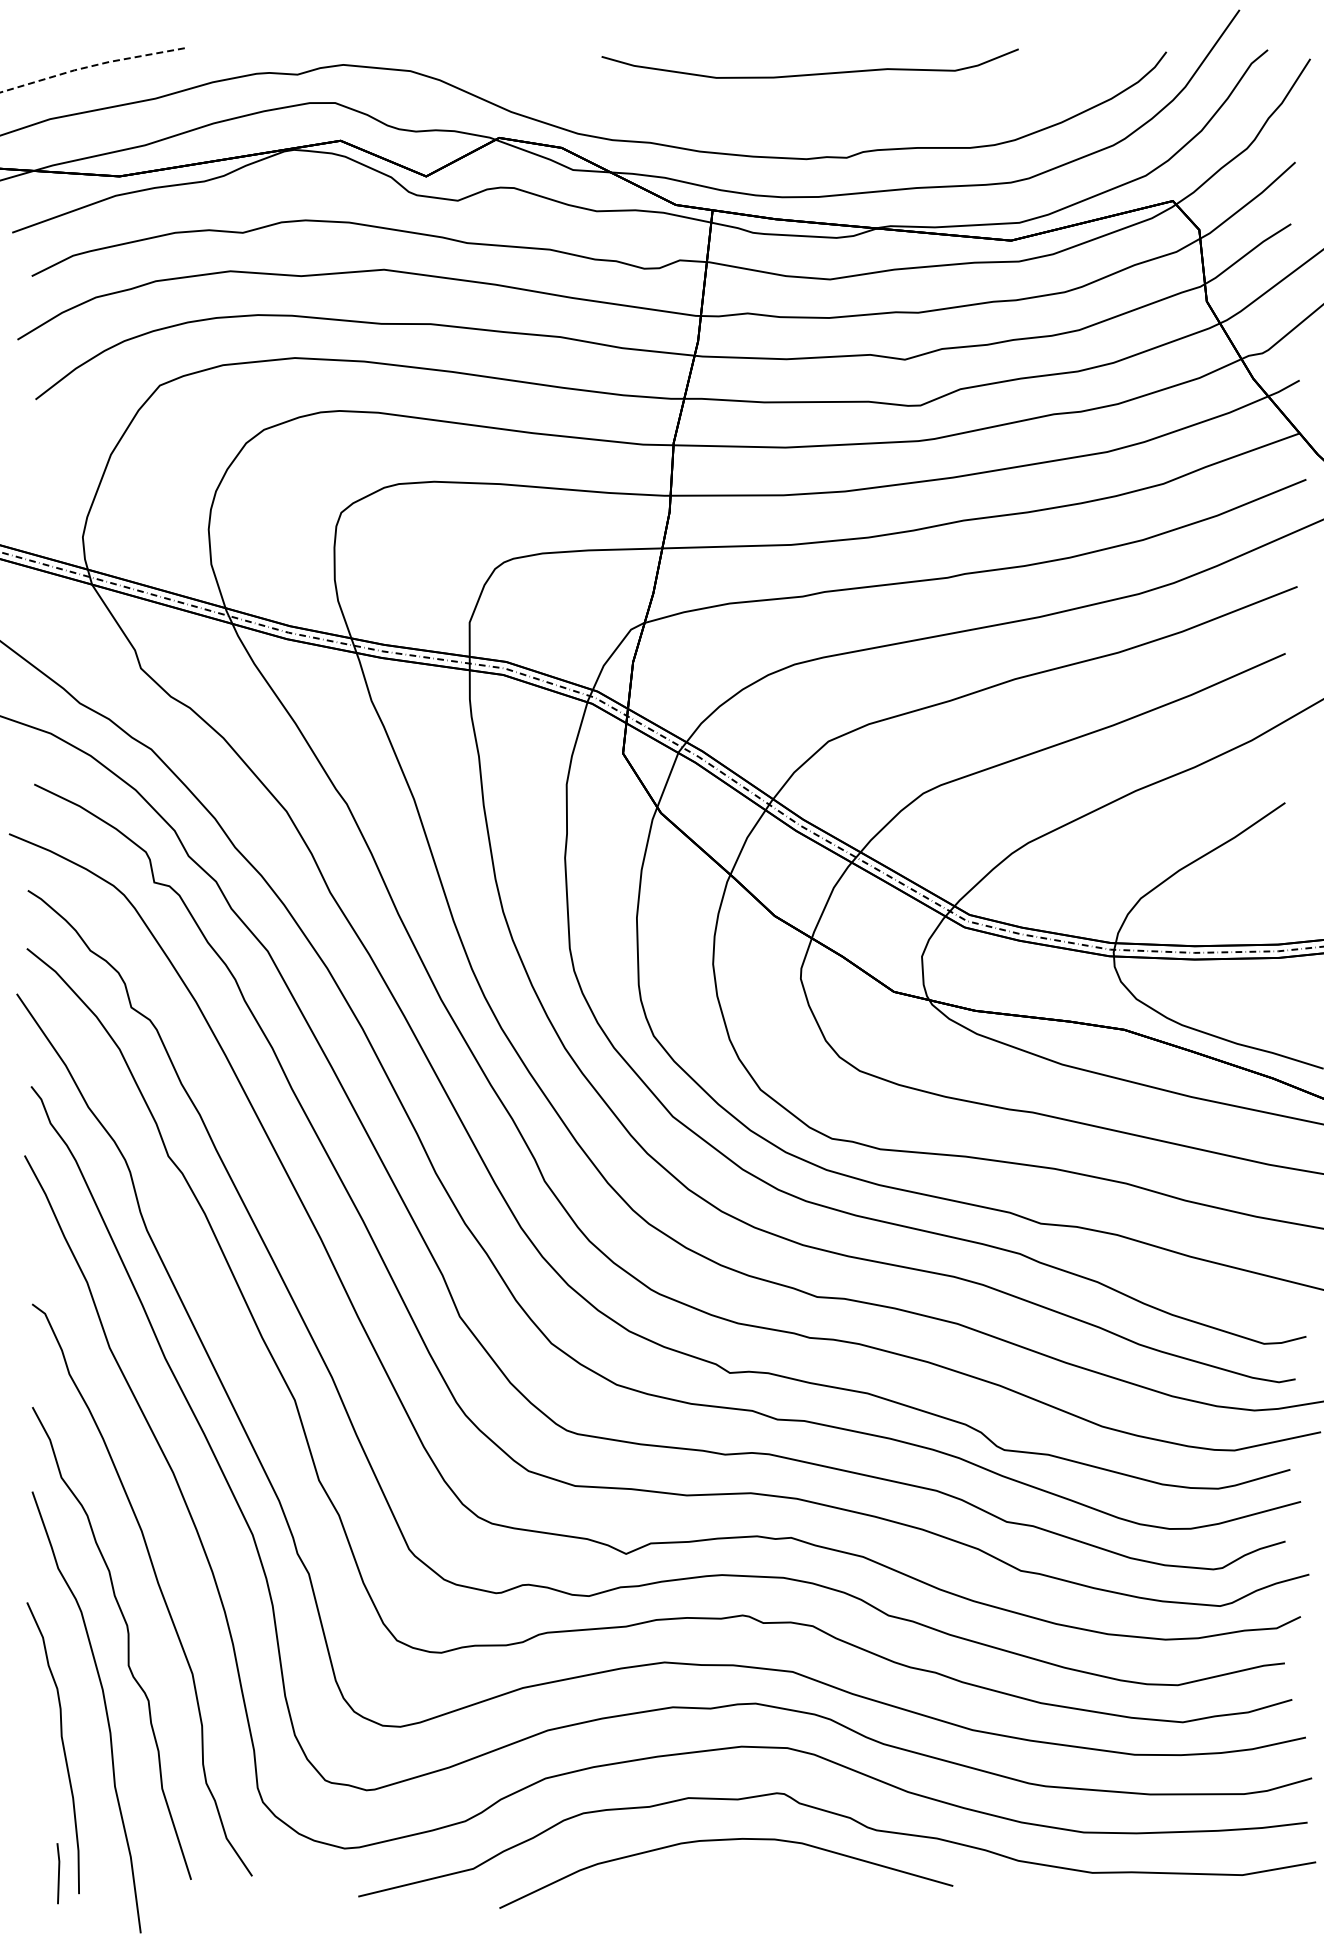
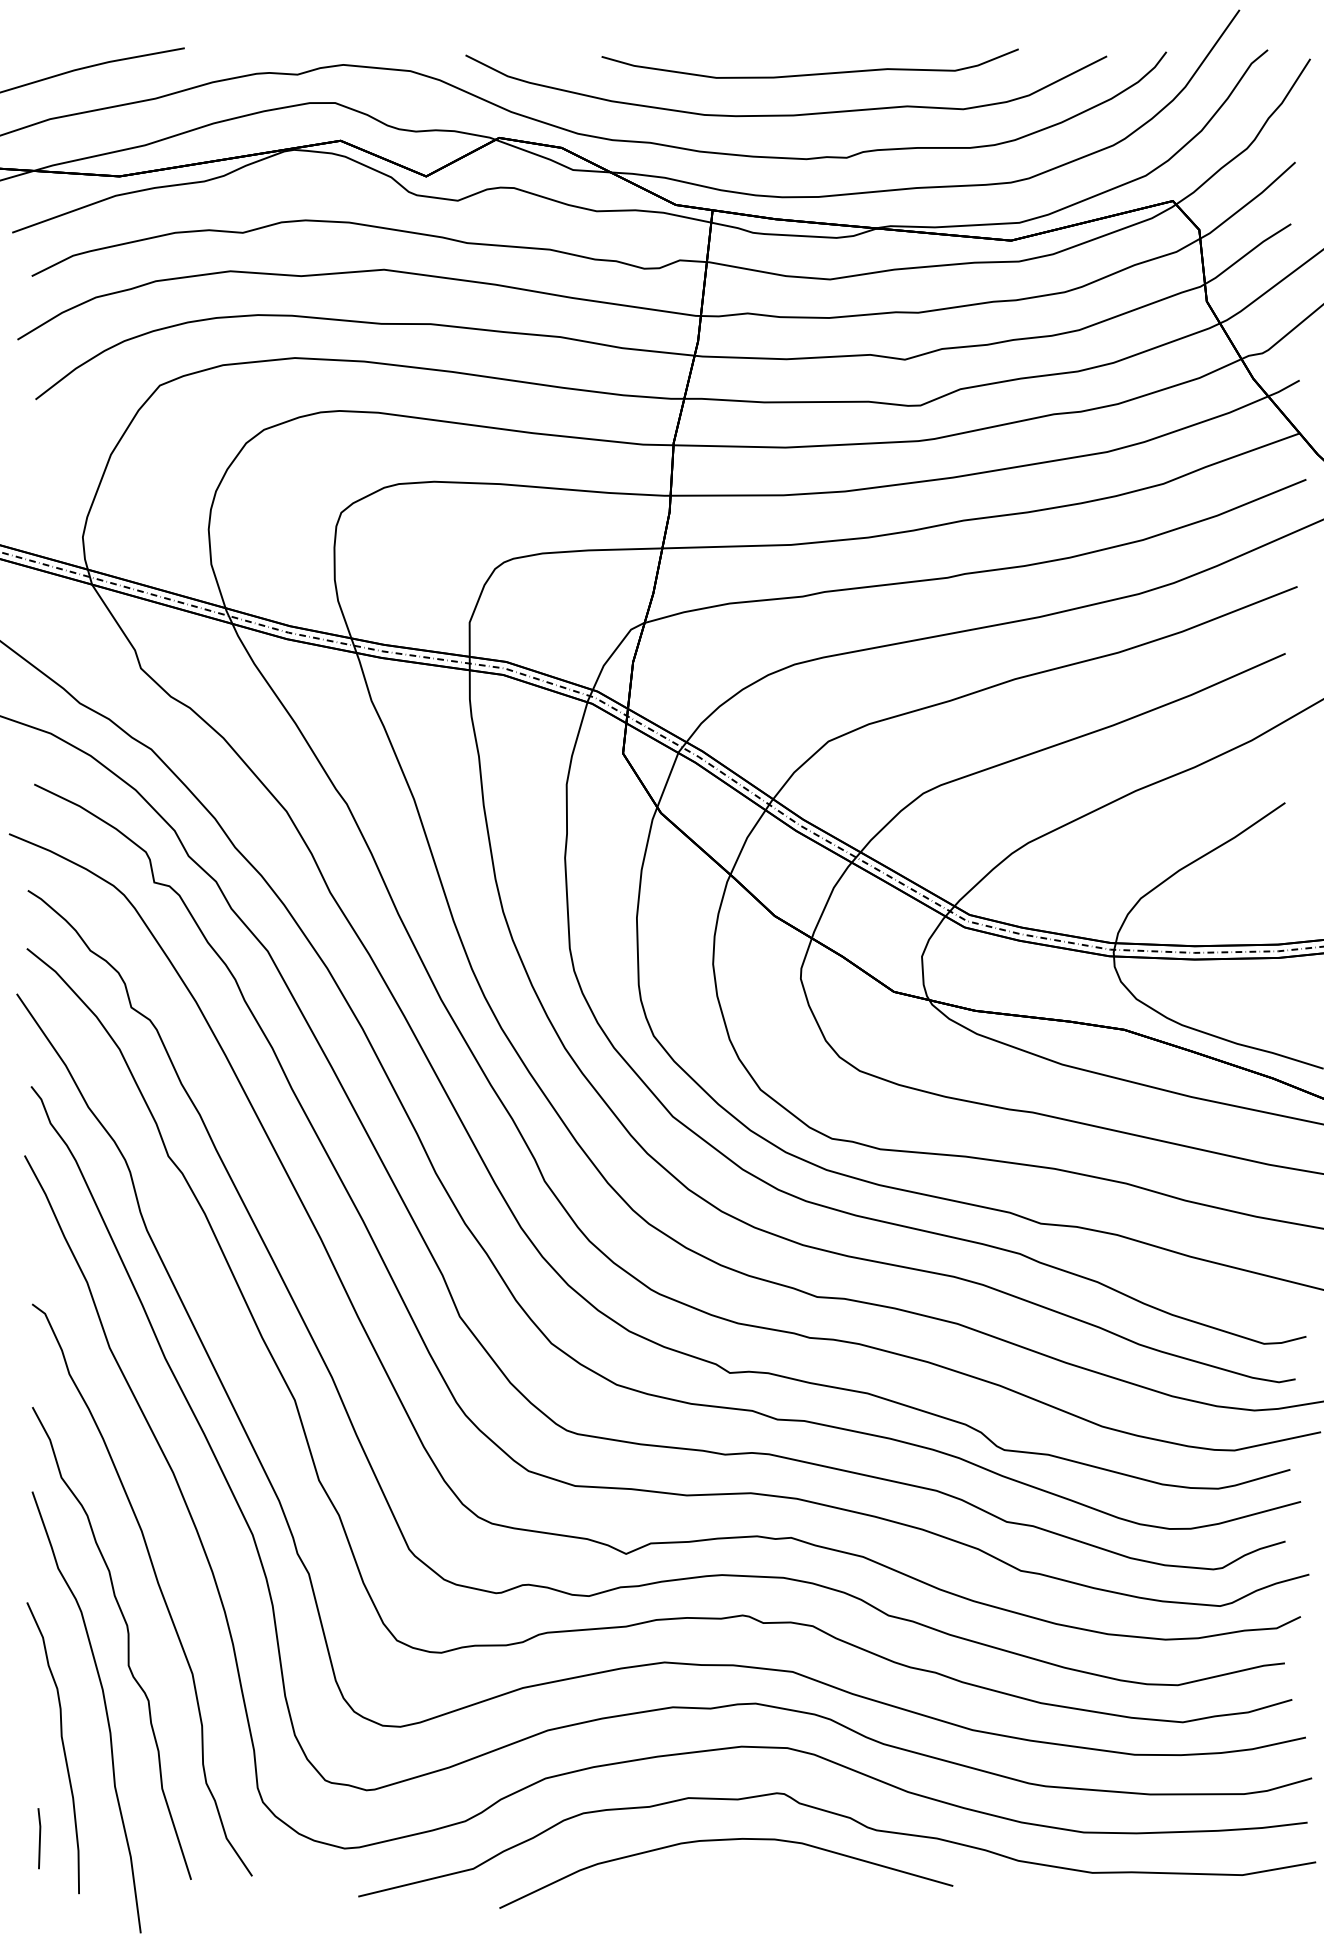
line: dashed -> solid (90, 66)
curve: none -> present (786, 114)
line position: (58, 1873) -> (39, 1838) (39, 1838)
